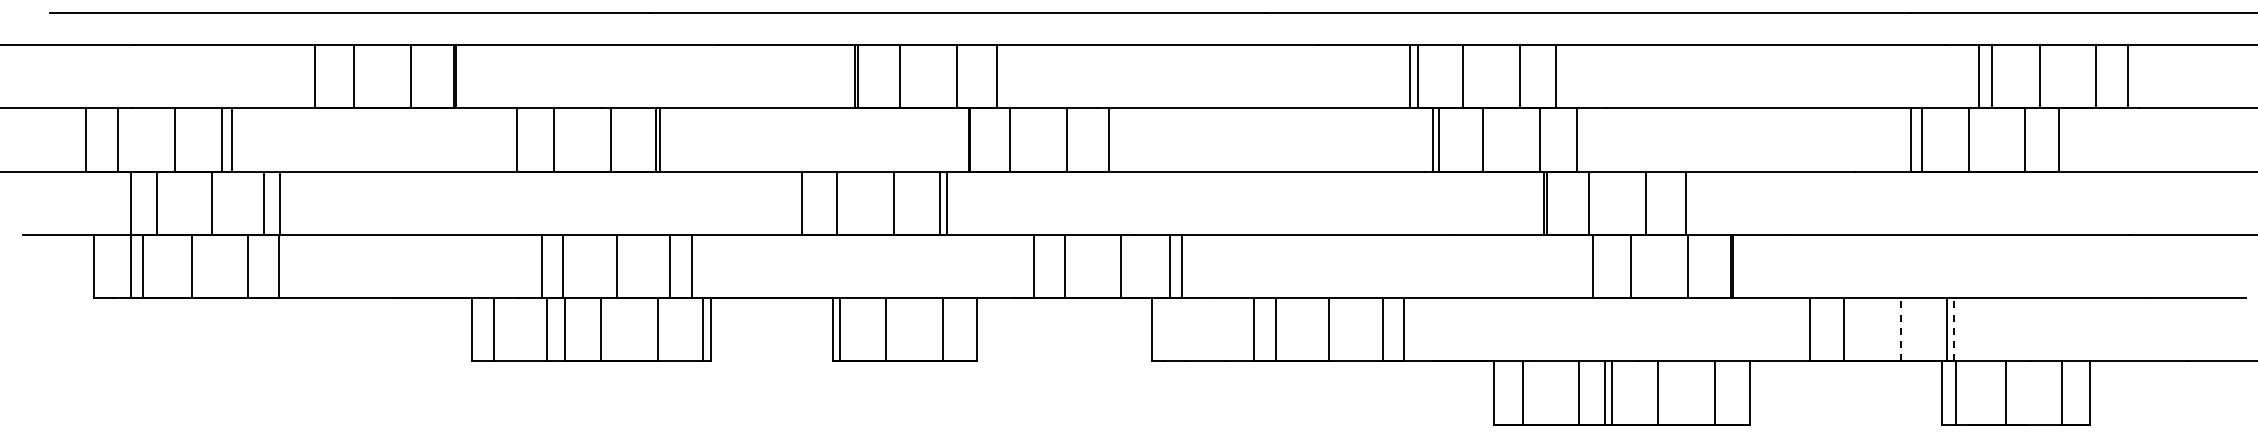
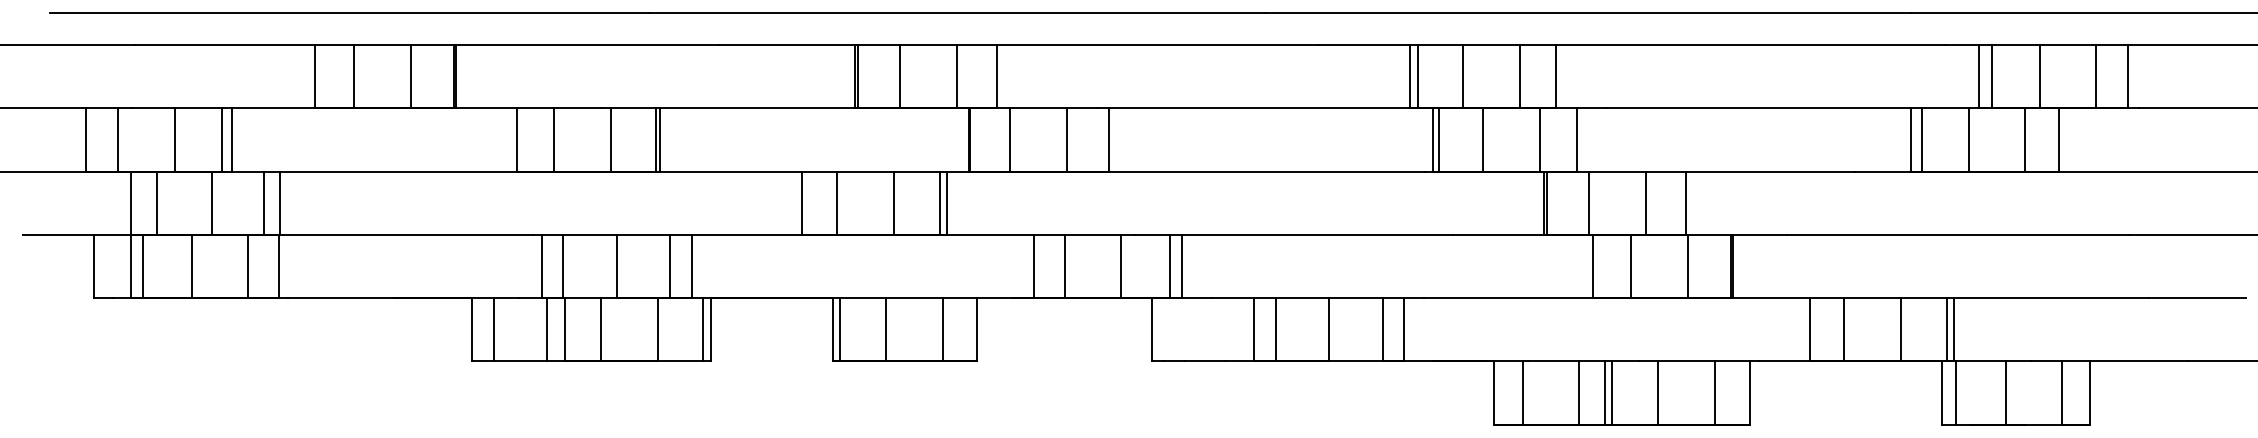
line: dashed -> solid (1901, 329)
line: dashed -> solid (1954, 329)
